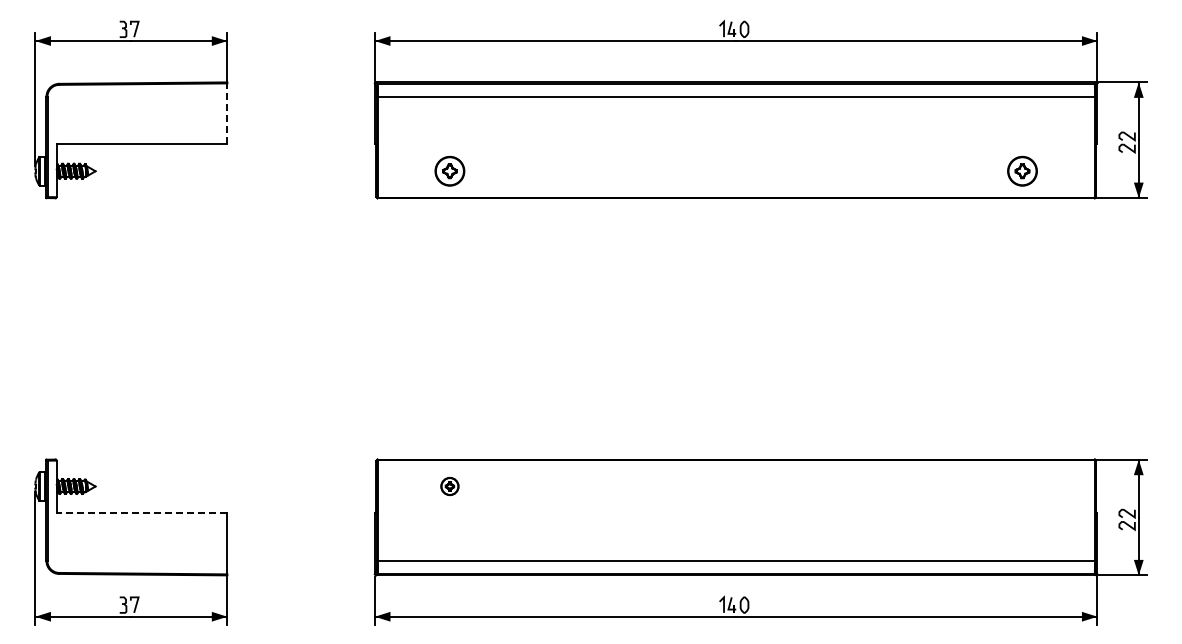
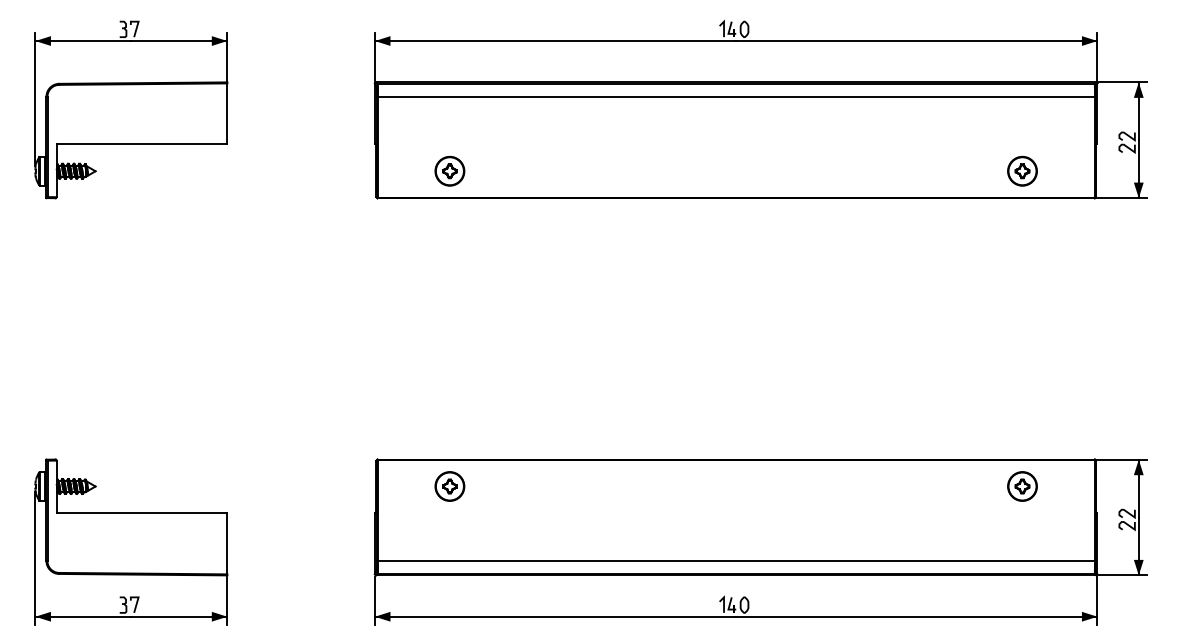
line: dashed -> solid (227, 113)
part size: 20x20 px -> 32x31 px (449, 486)
part: none -> present (1022, 486)
line: dashed -> solid (141, 513)
